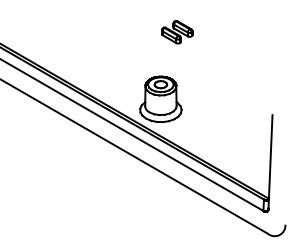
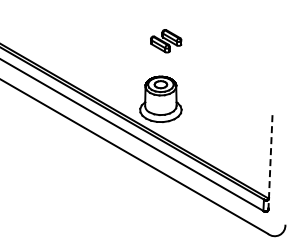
part position: (177, 32) -> (166, 41) (166, 41)
line: solid -> dashed (270, 161)
